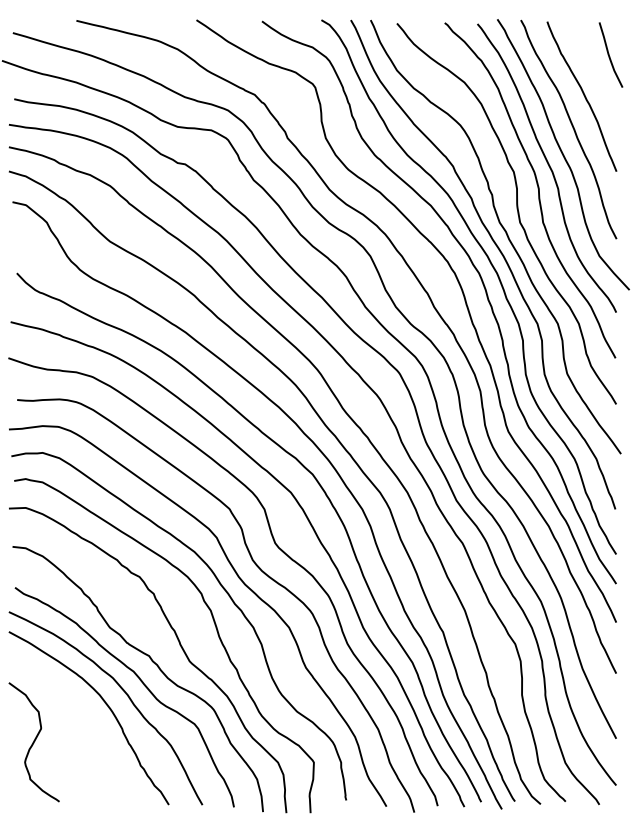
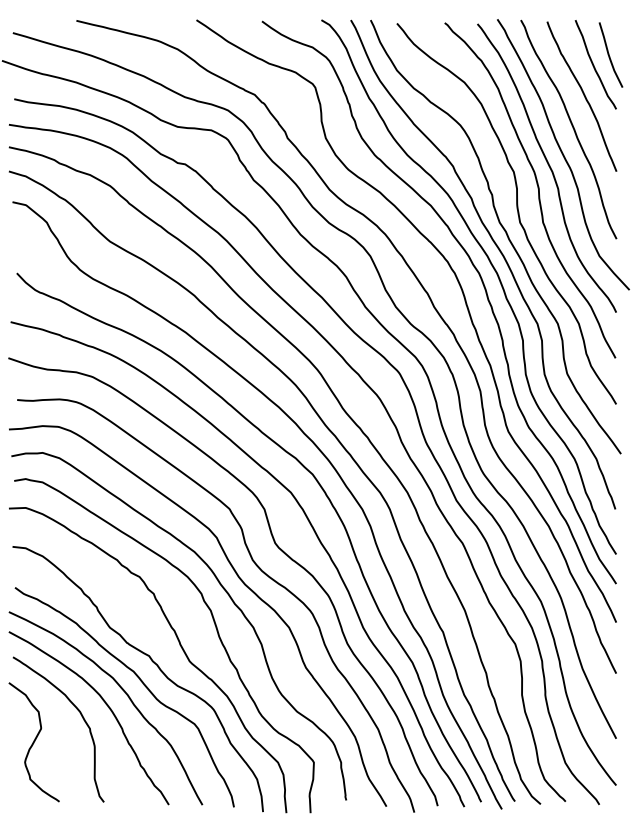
curve: none -> present (594, 65)
curve: none -> present (79, 713)
